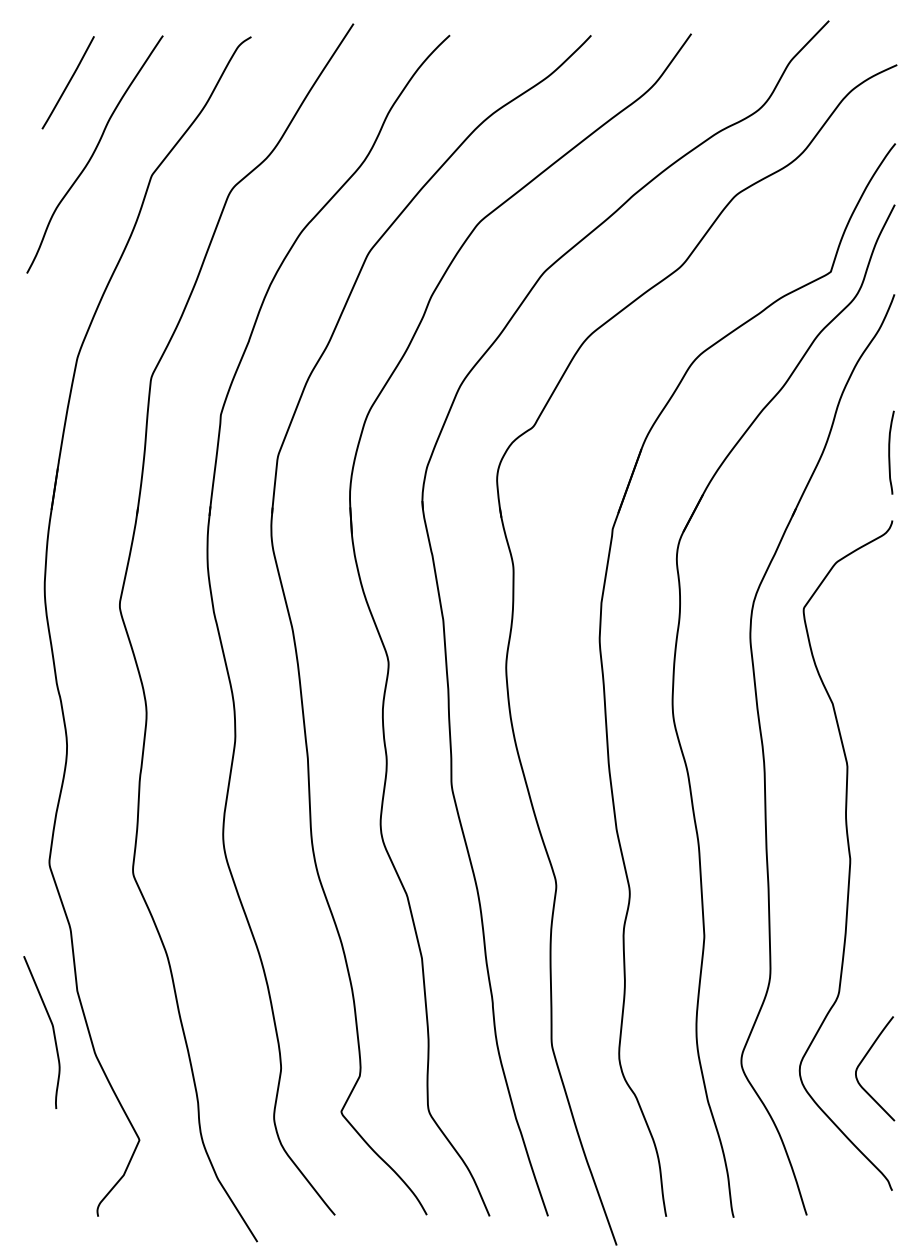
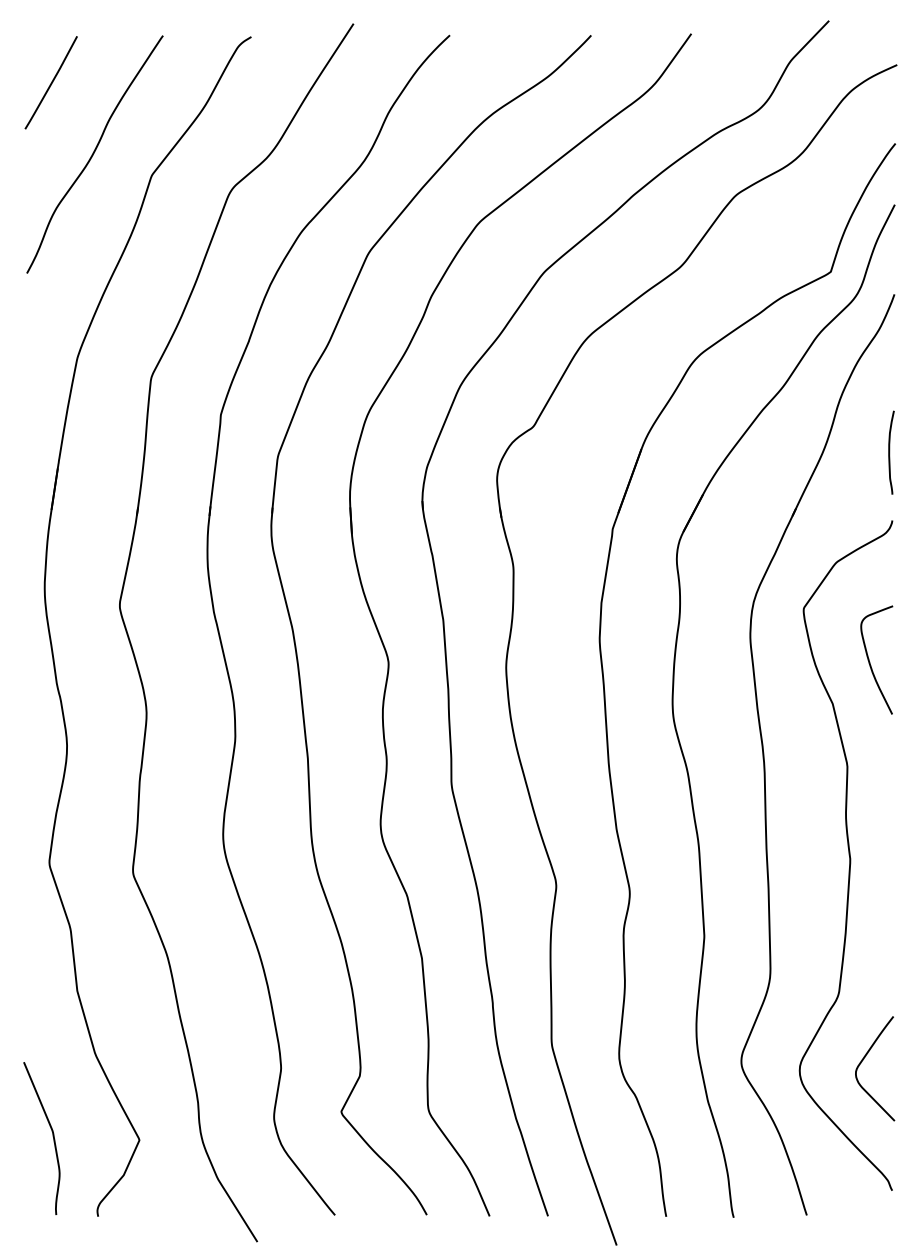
line position: (68, 82) -> (51, 82) (51, 82)
curve: none -> present (870, 662)
curve position: (52, 1030) -> (52, 1136) (52, 1136)
